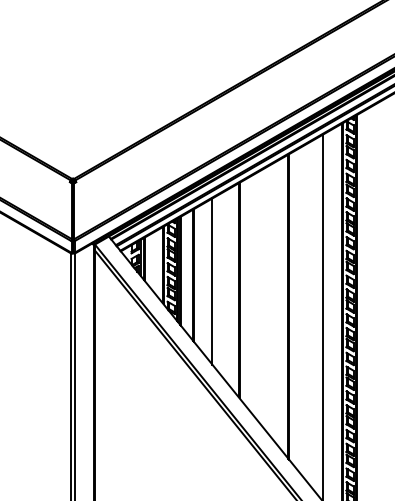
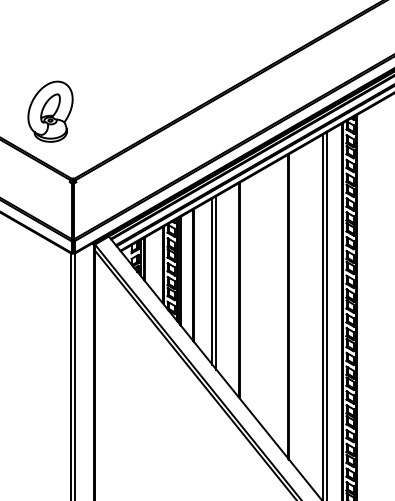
part: none -> present (50, 111)
line: none -> present (216, 282)
line: none -> present (326, 314)
